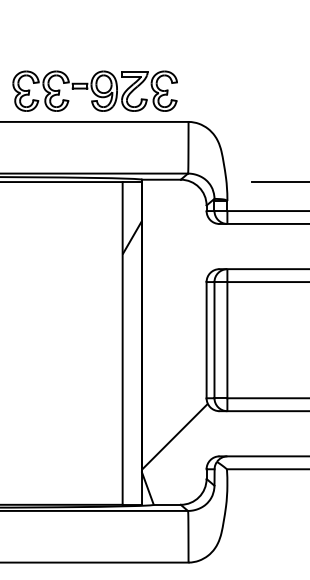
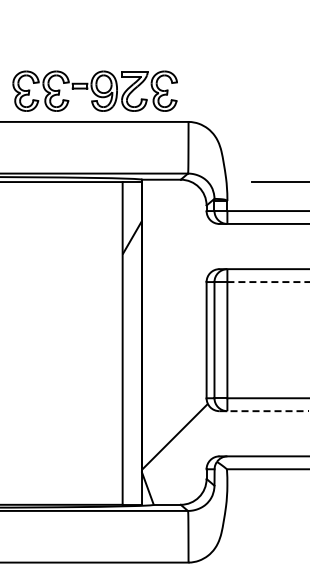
line: solid -> dashed (268, 282)
line: solid -> dashed (264, 411)
